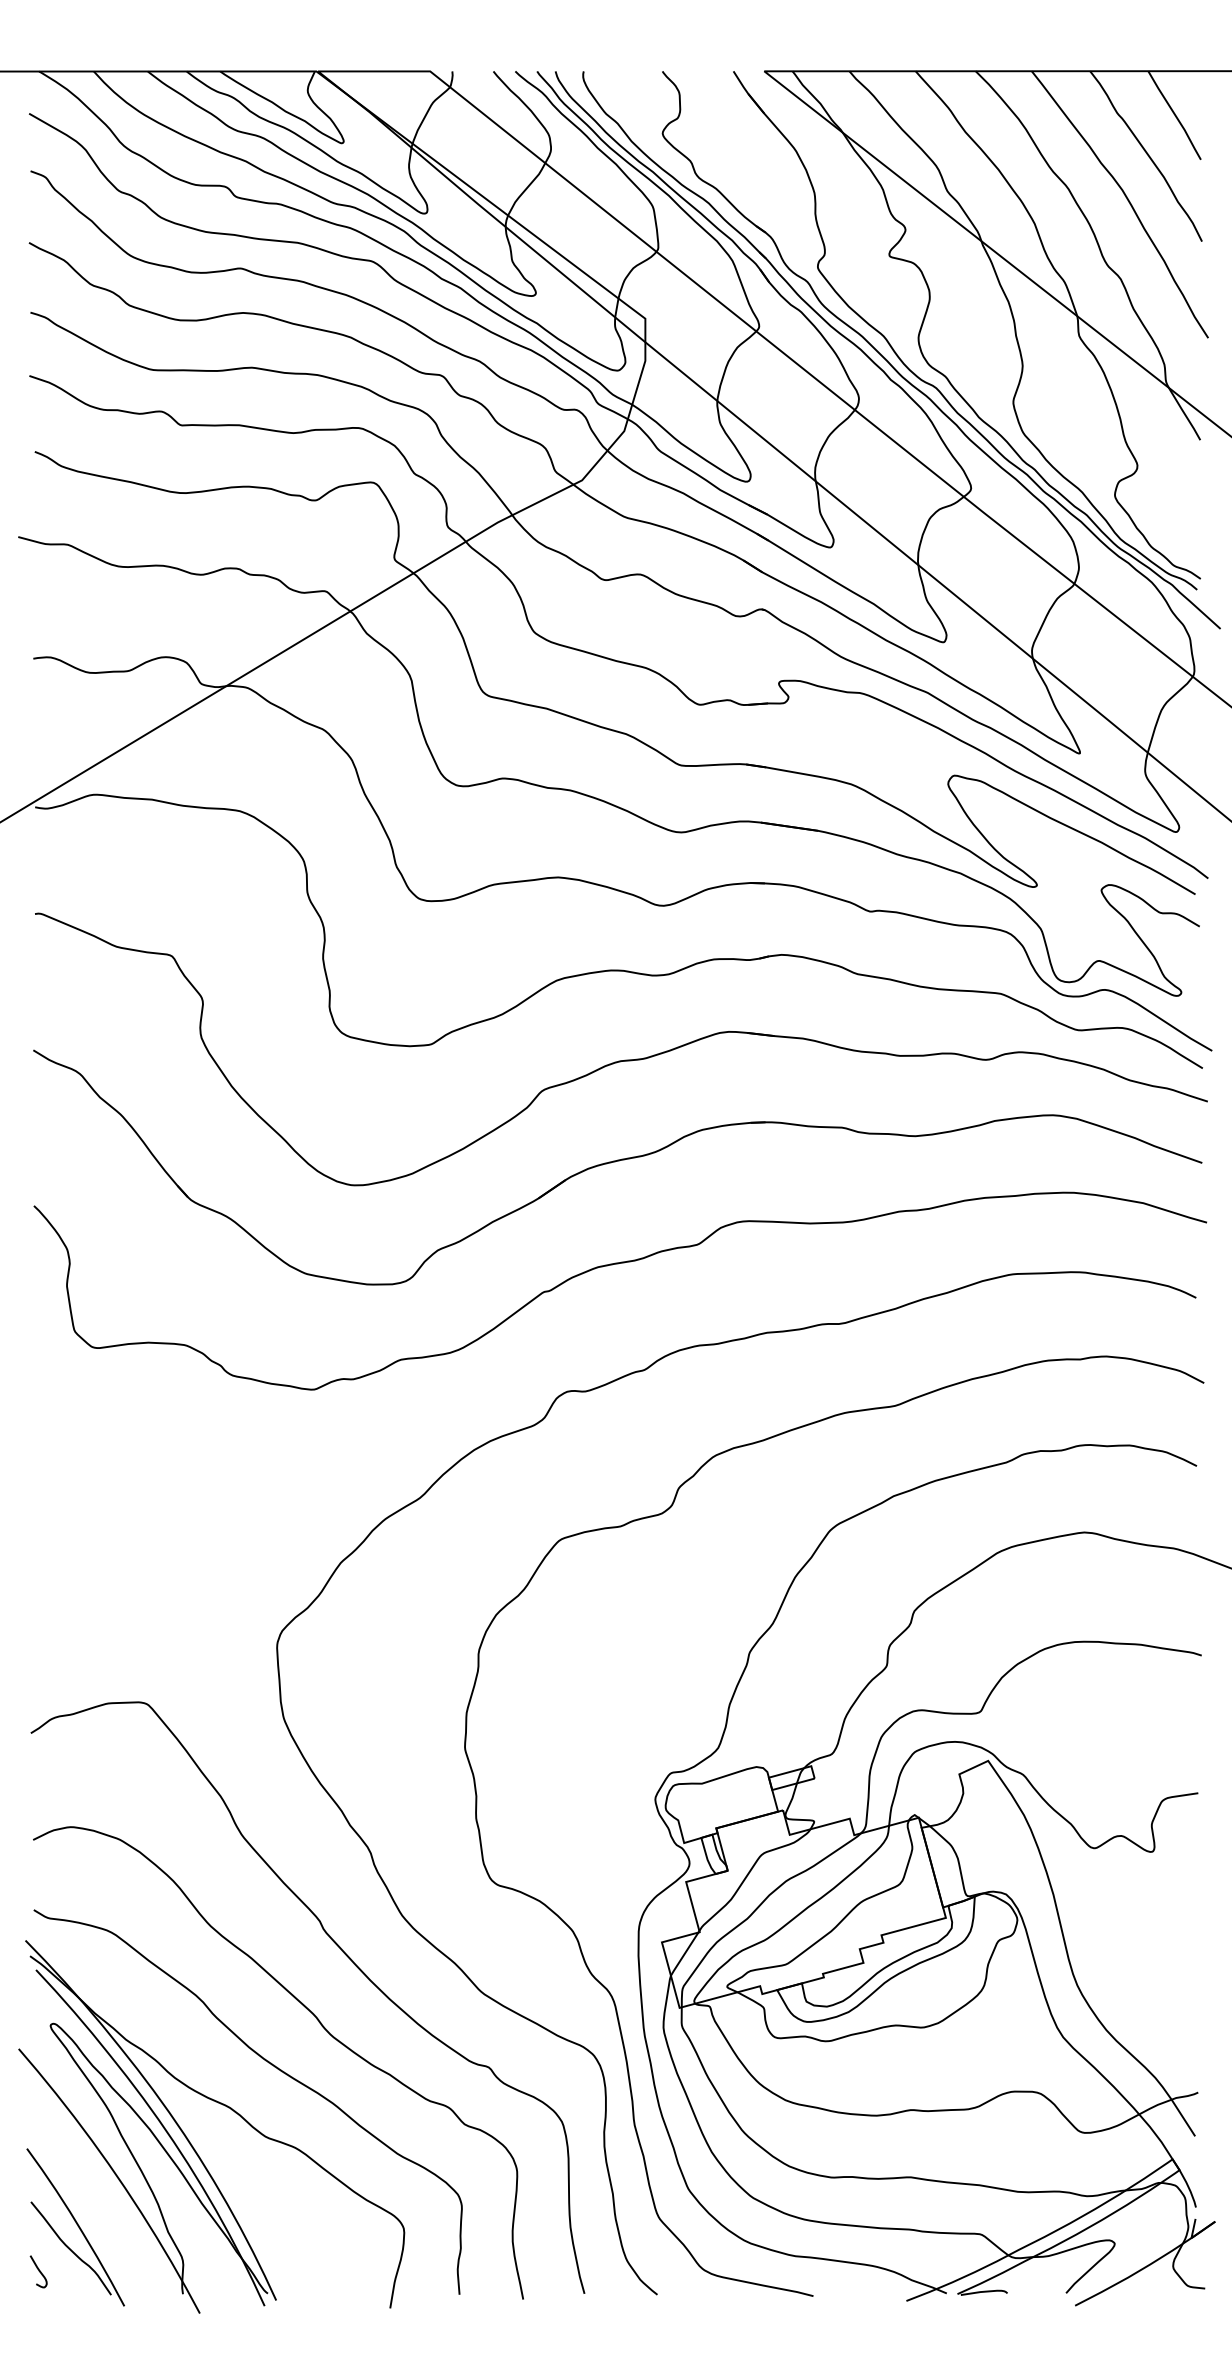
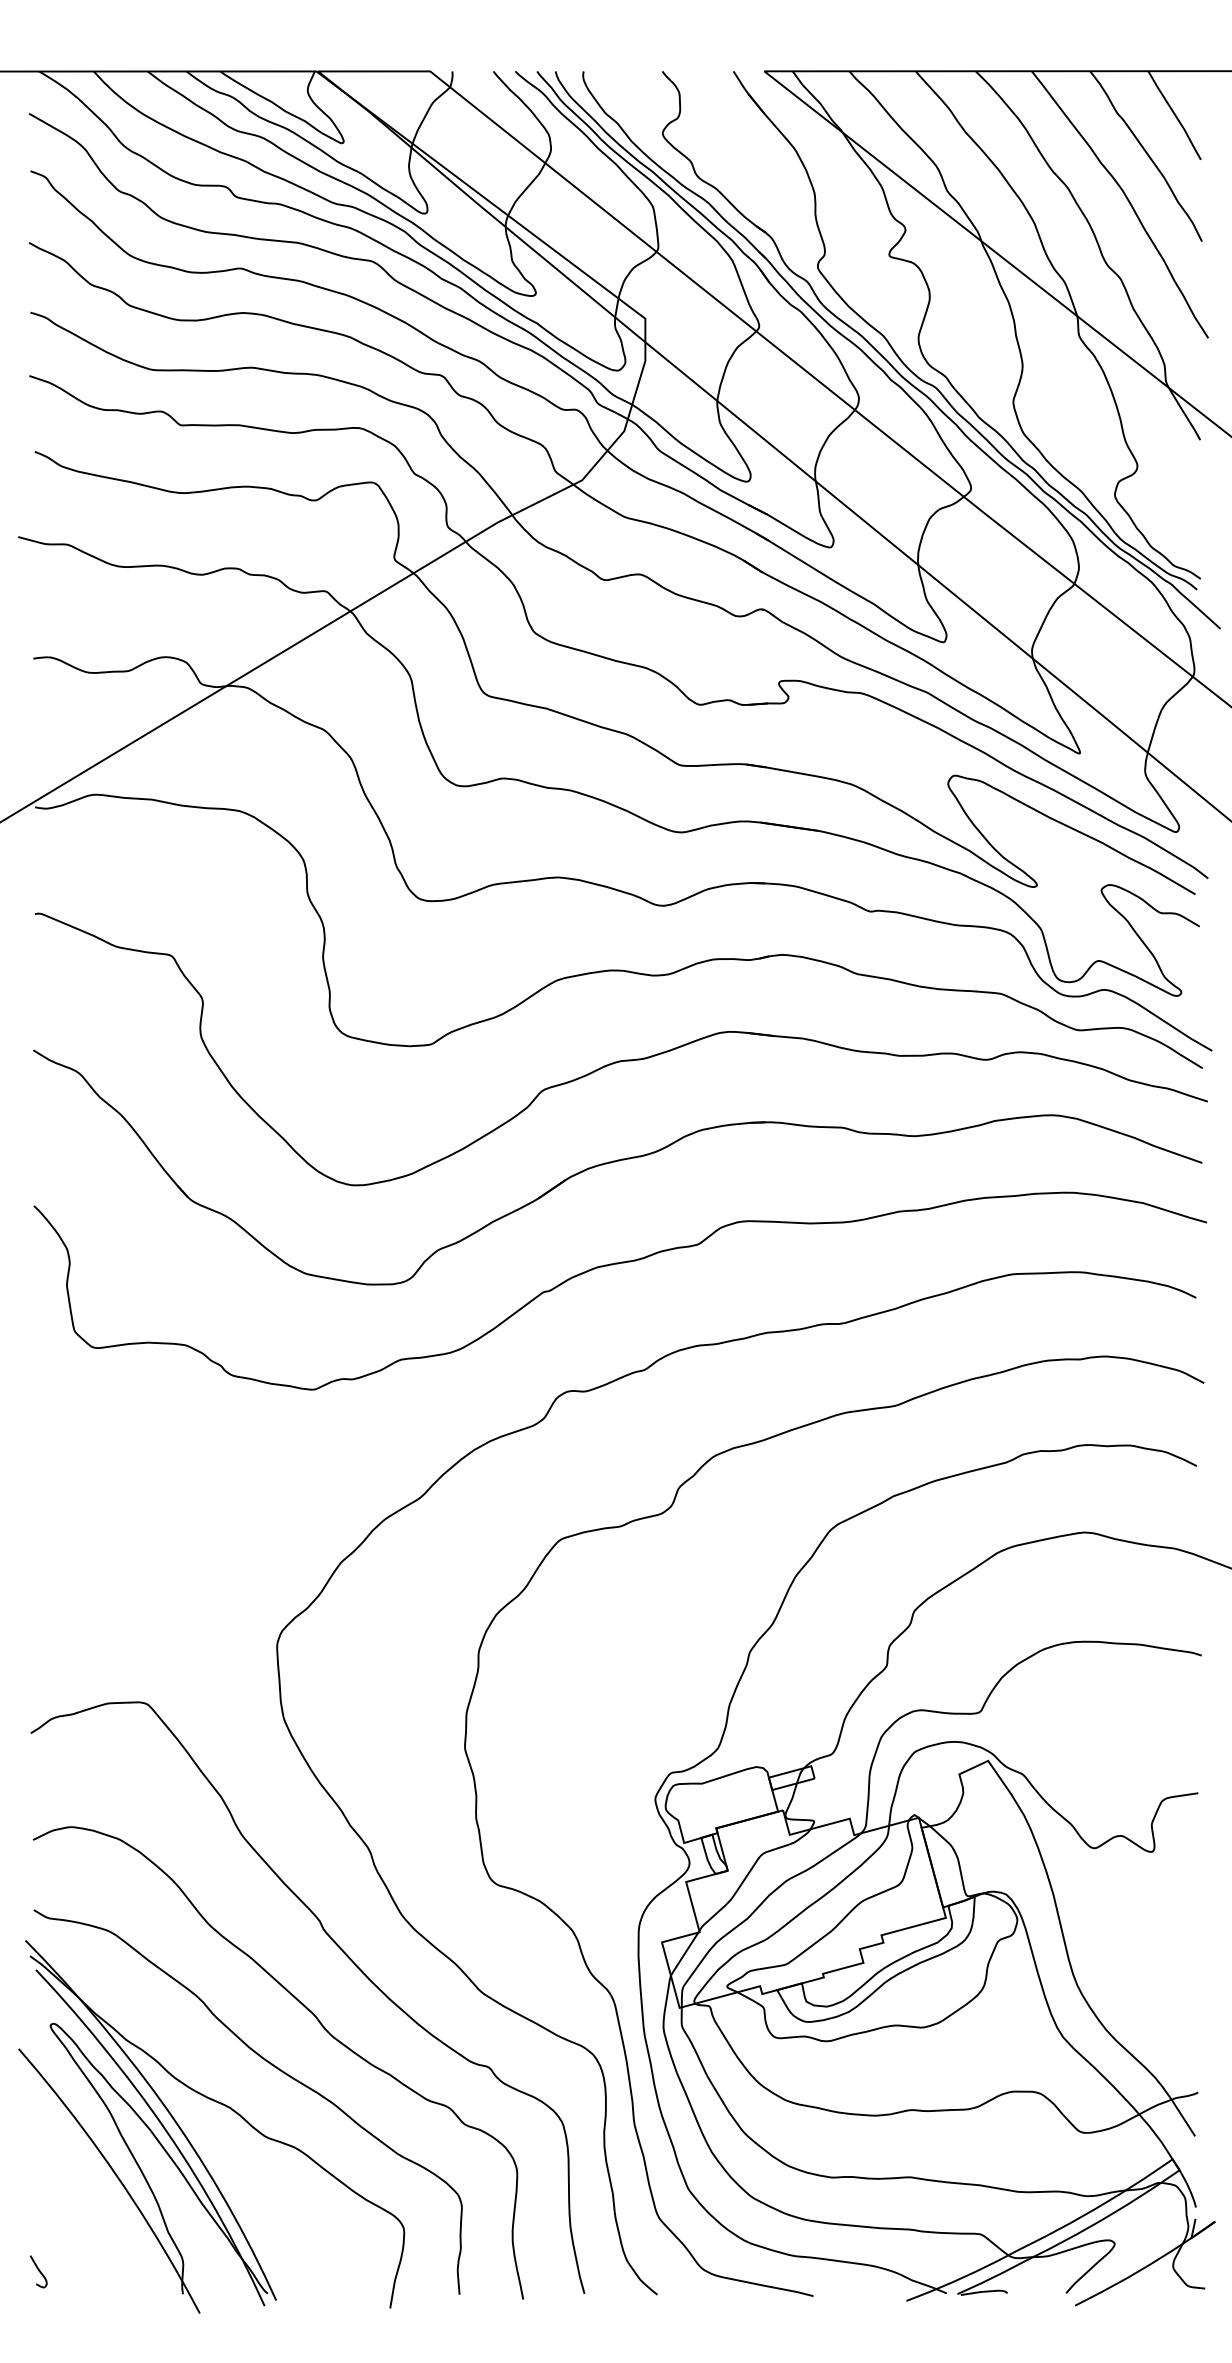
part: present -> none (75, 2227)
